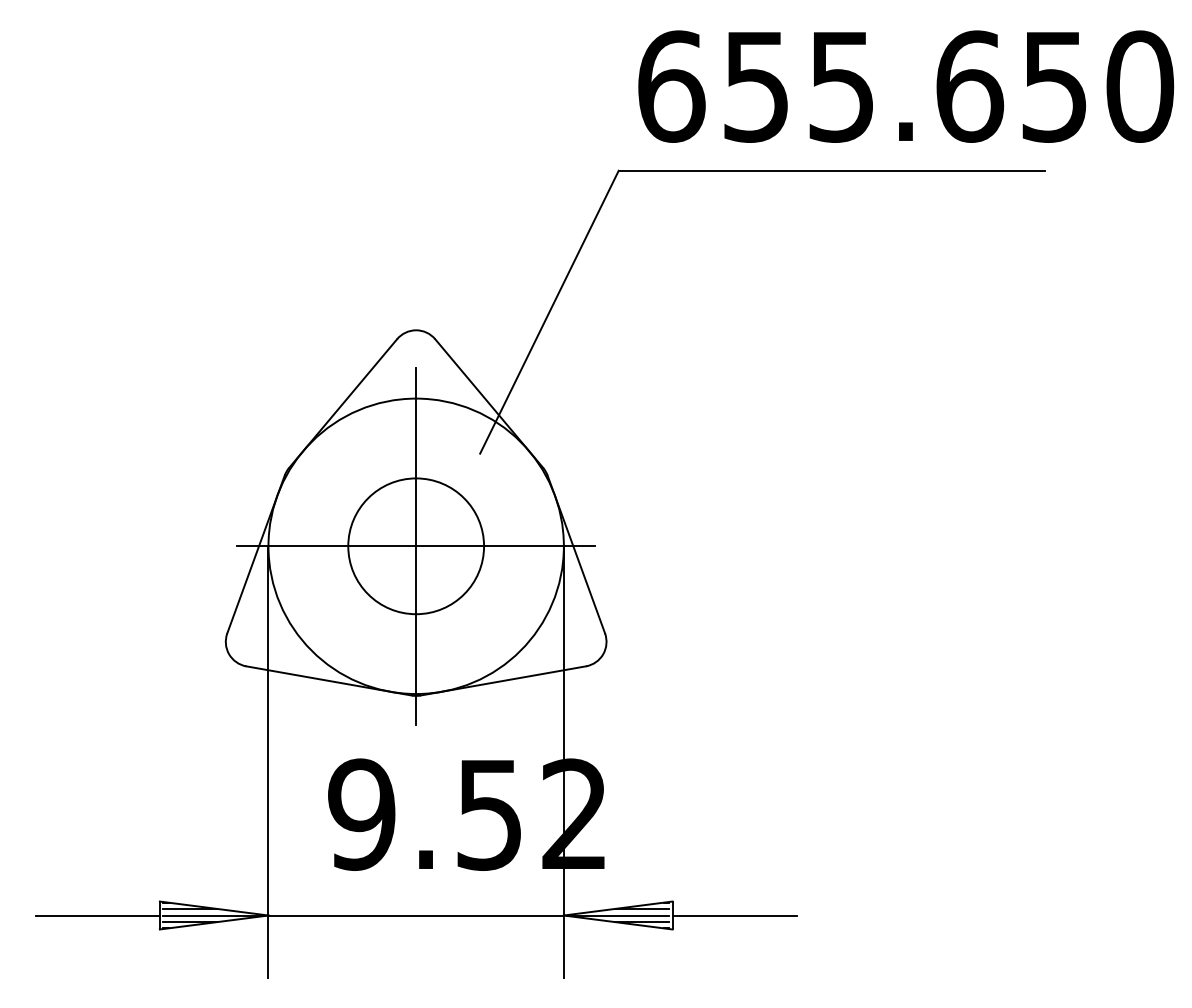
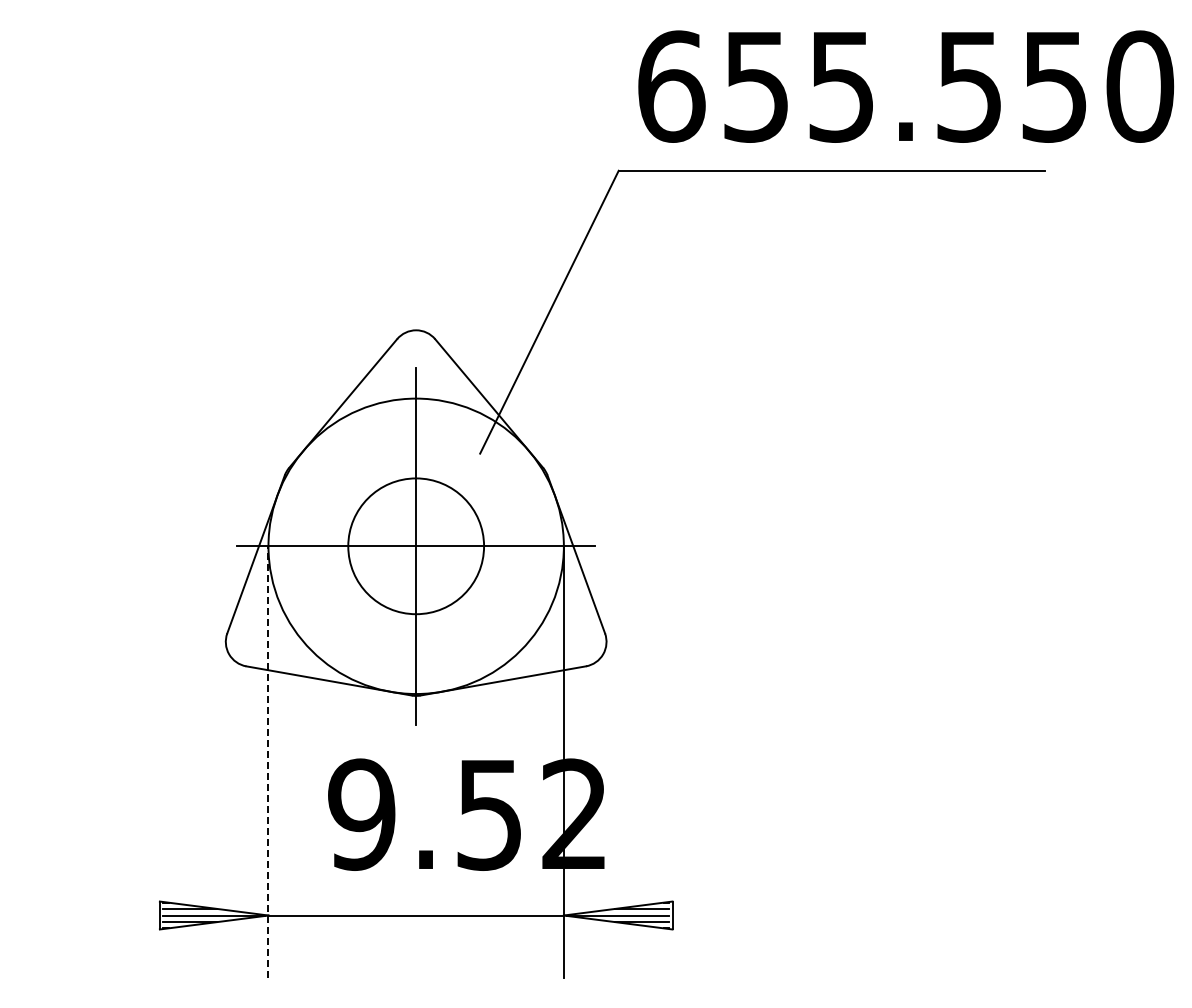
text: 655.650 -> 655.550 (970, 86)
line: solid -> dashed (268, 761)
line: present -> none (97, 915)
line: present -> none (734, 915)
